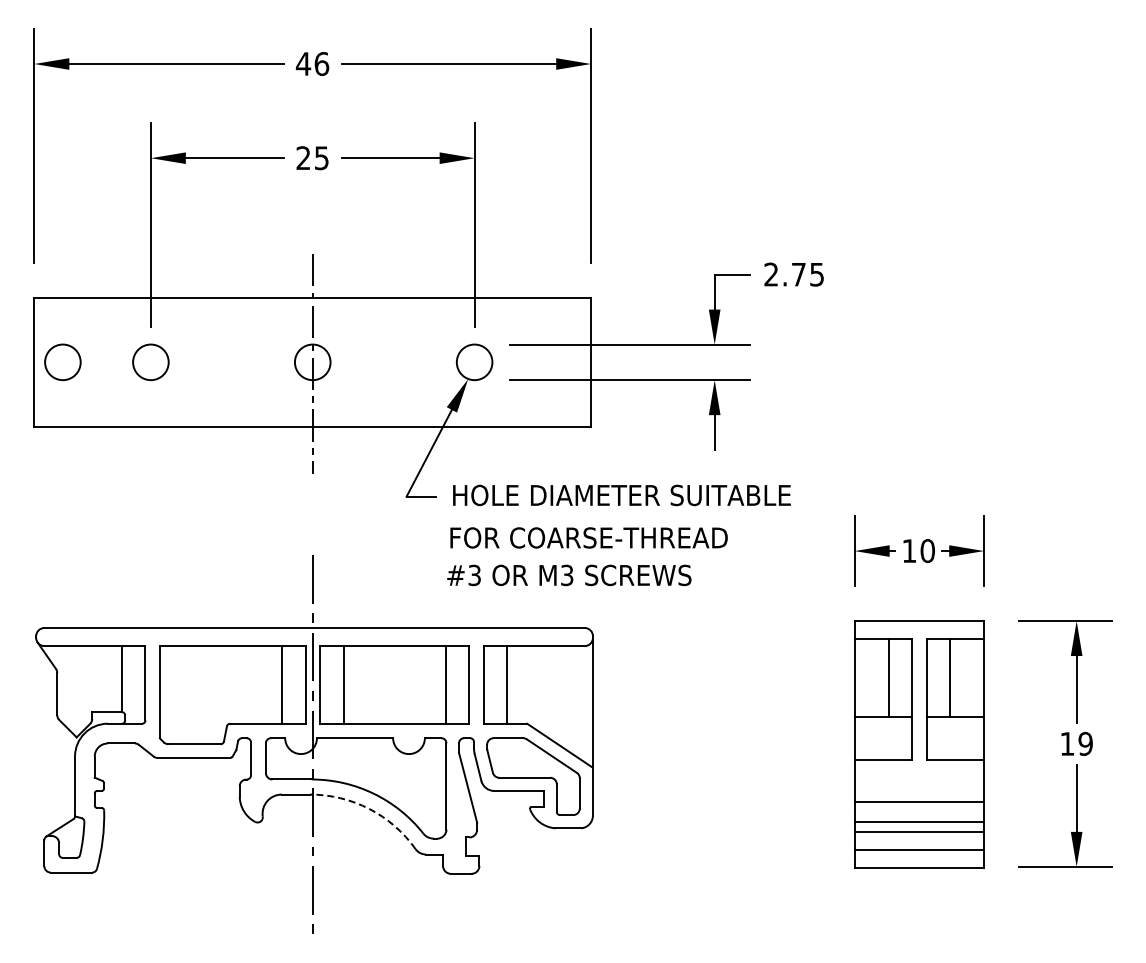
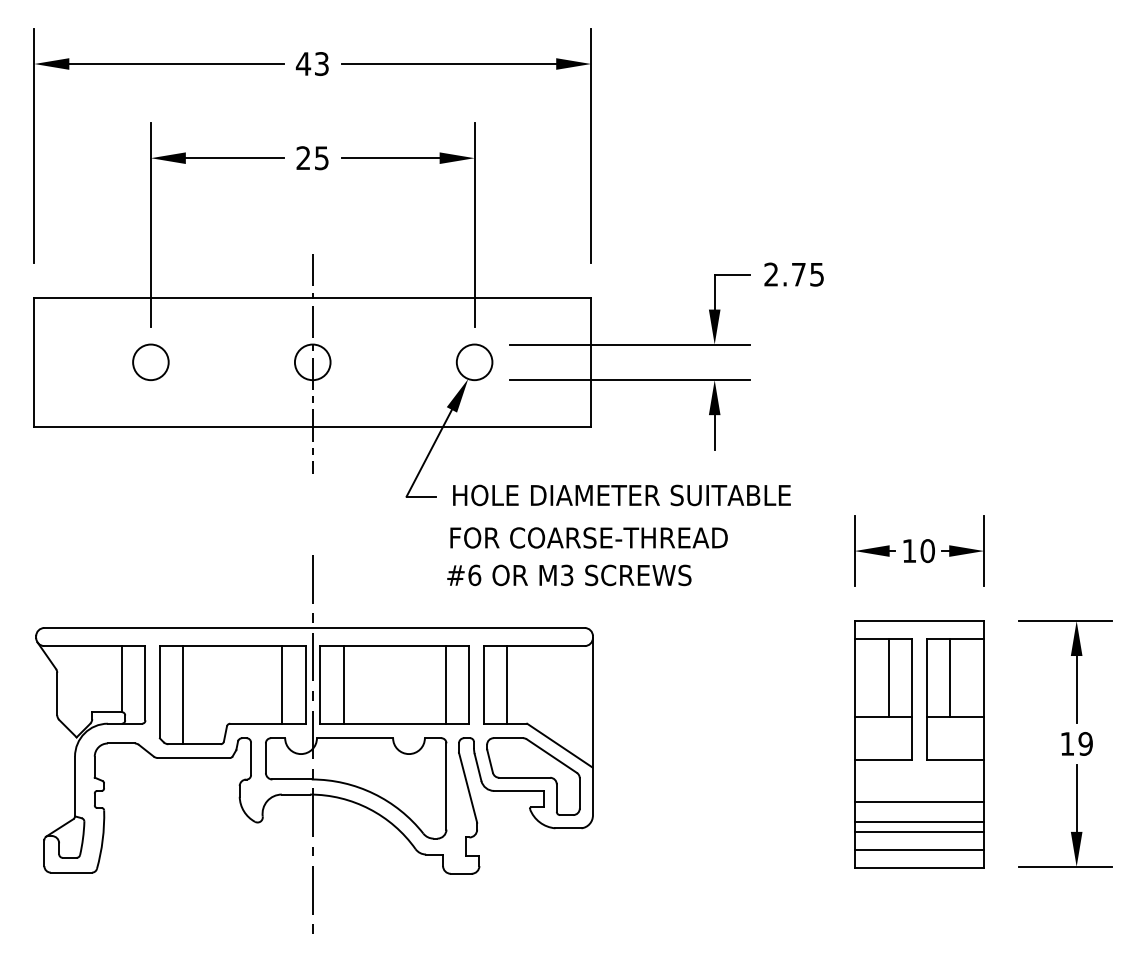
text: 46 -> 43 (321, 64)
circle: present -> none (62, 361)
text: #3 -> #6 (474, 575)
line: none -> present (183, 695)
arc: dashed -> solid (369, 809)
